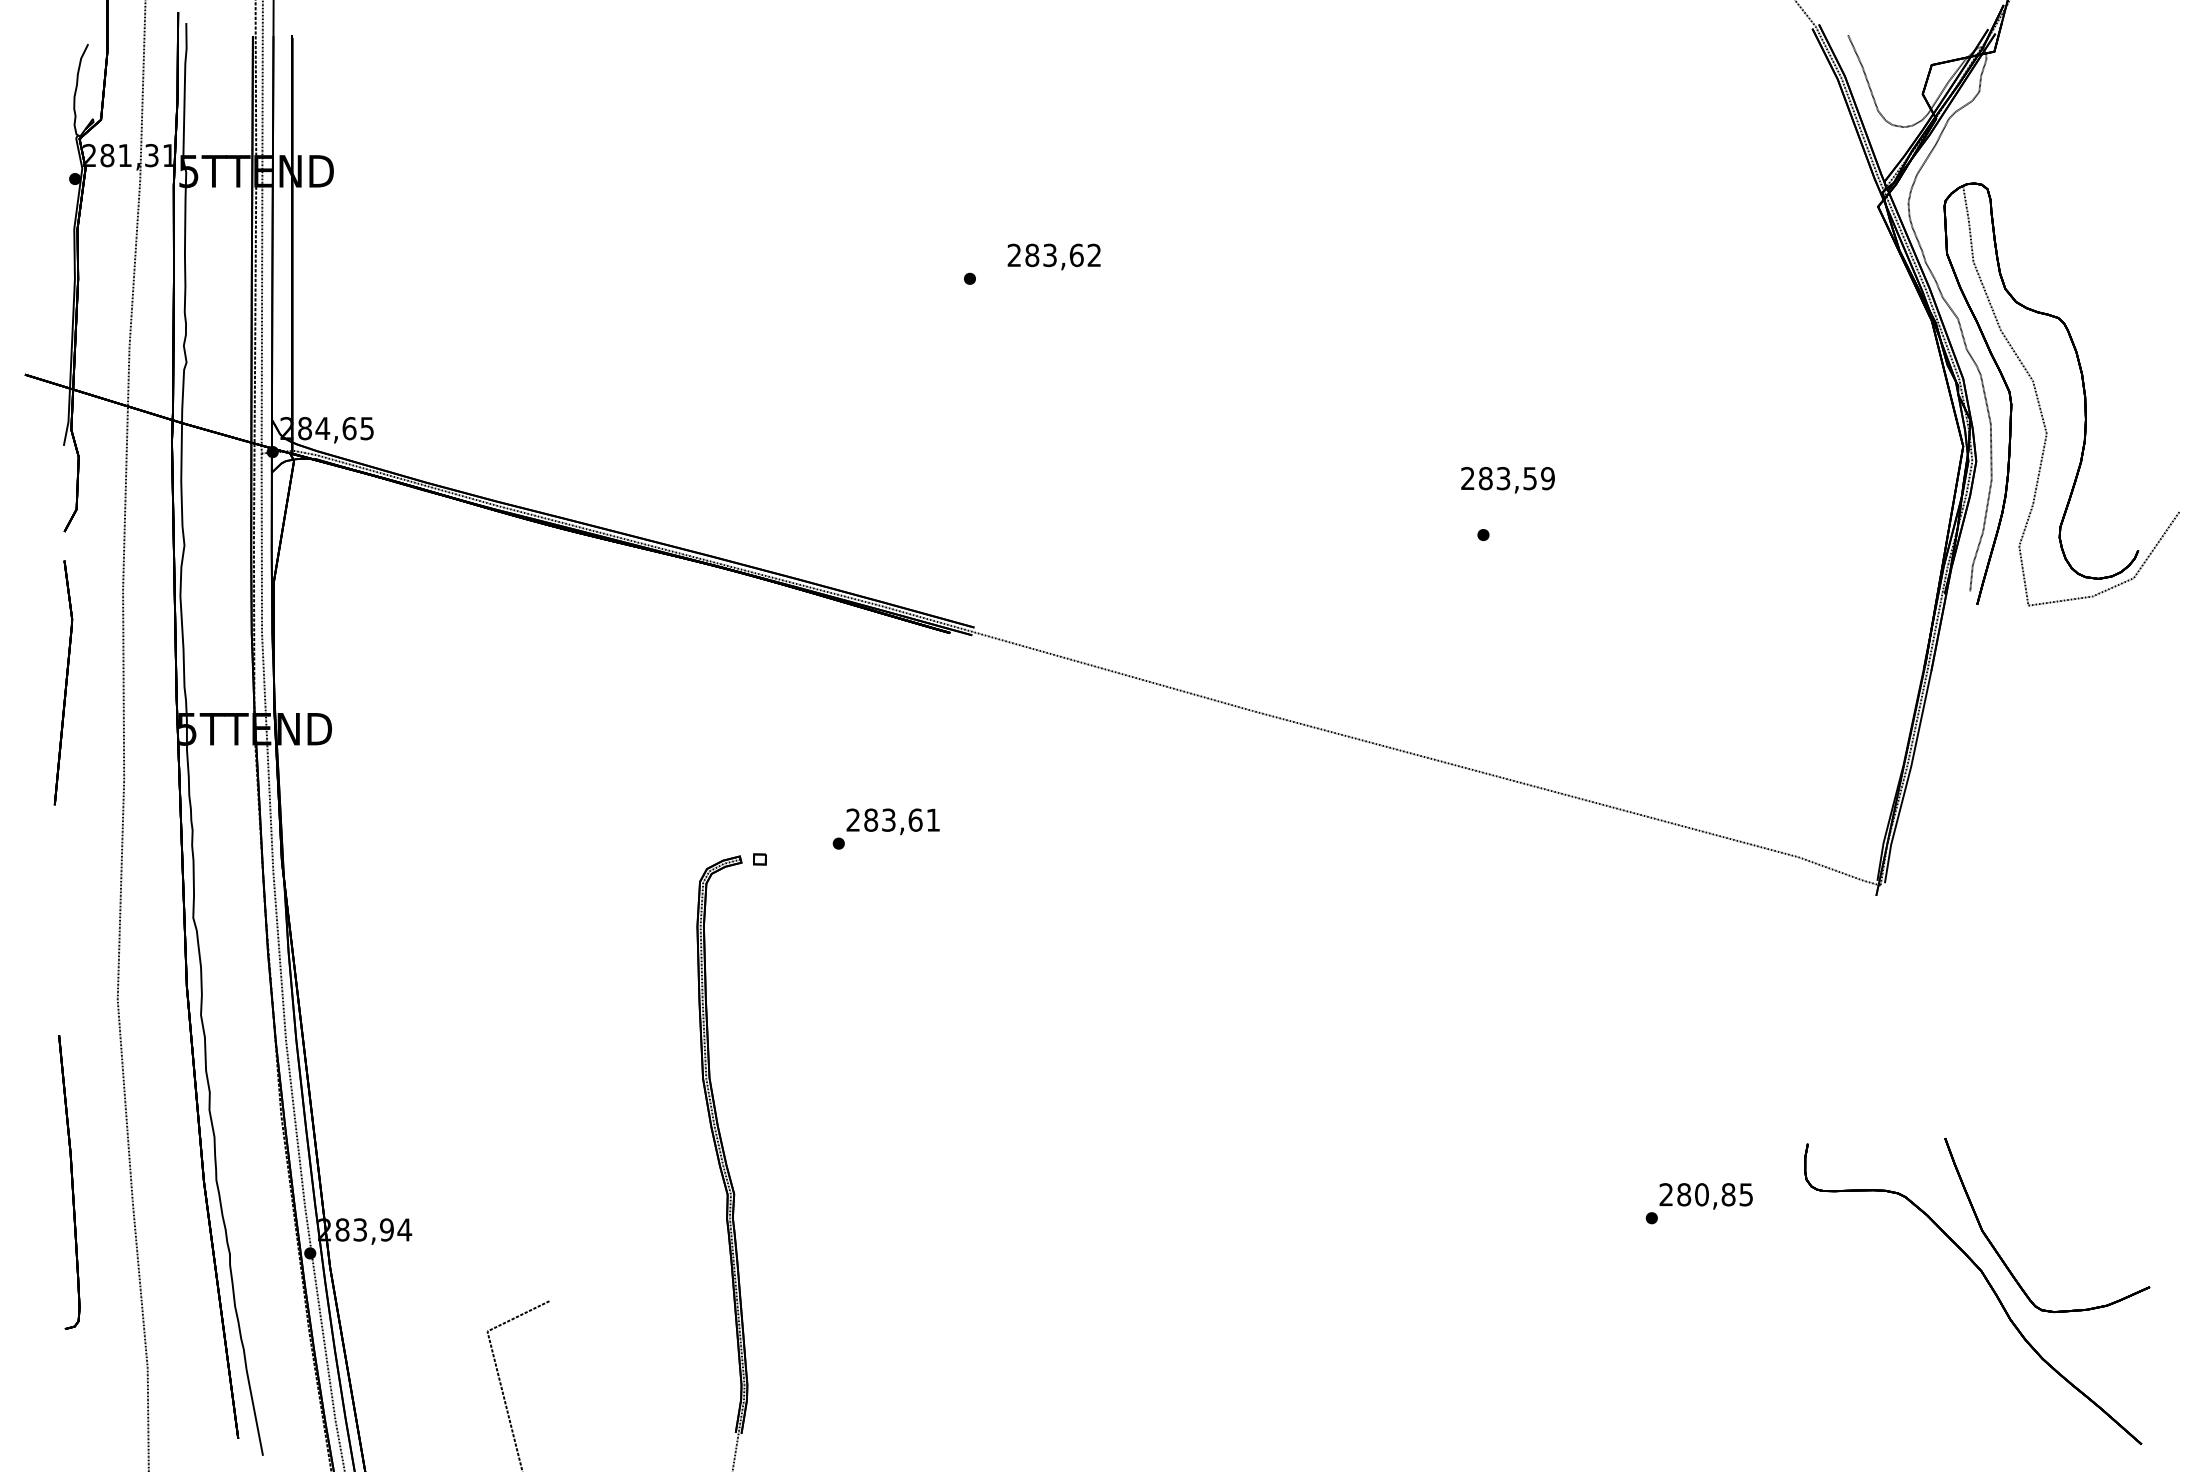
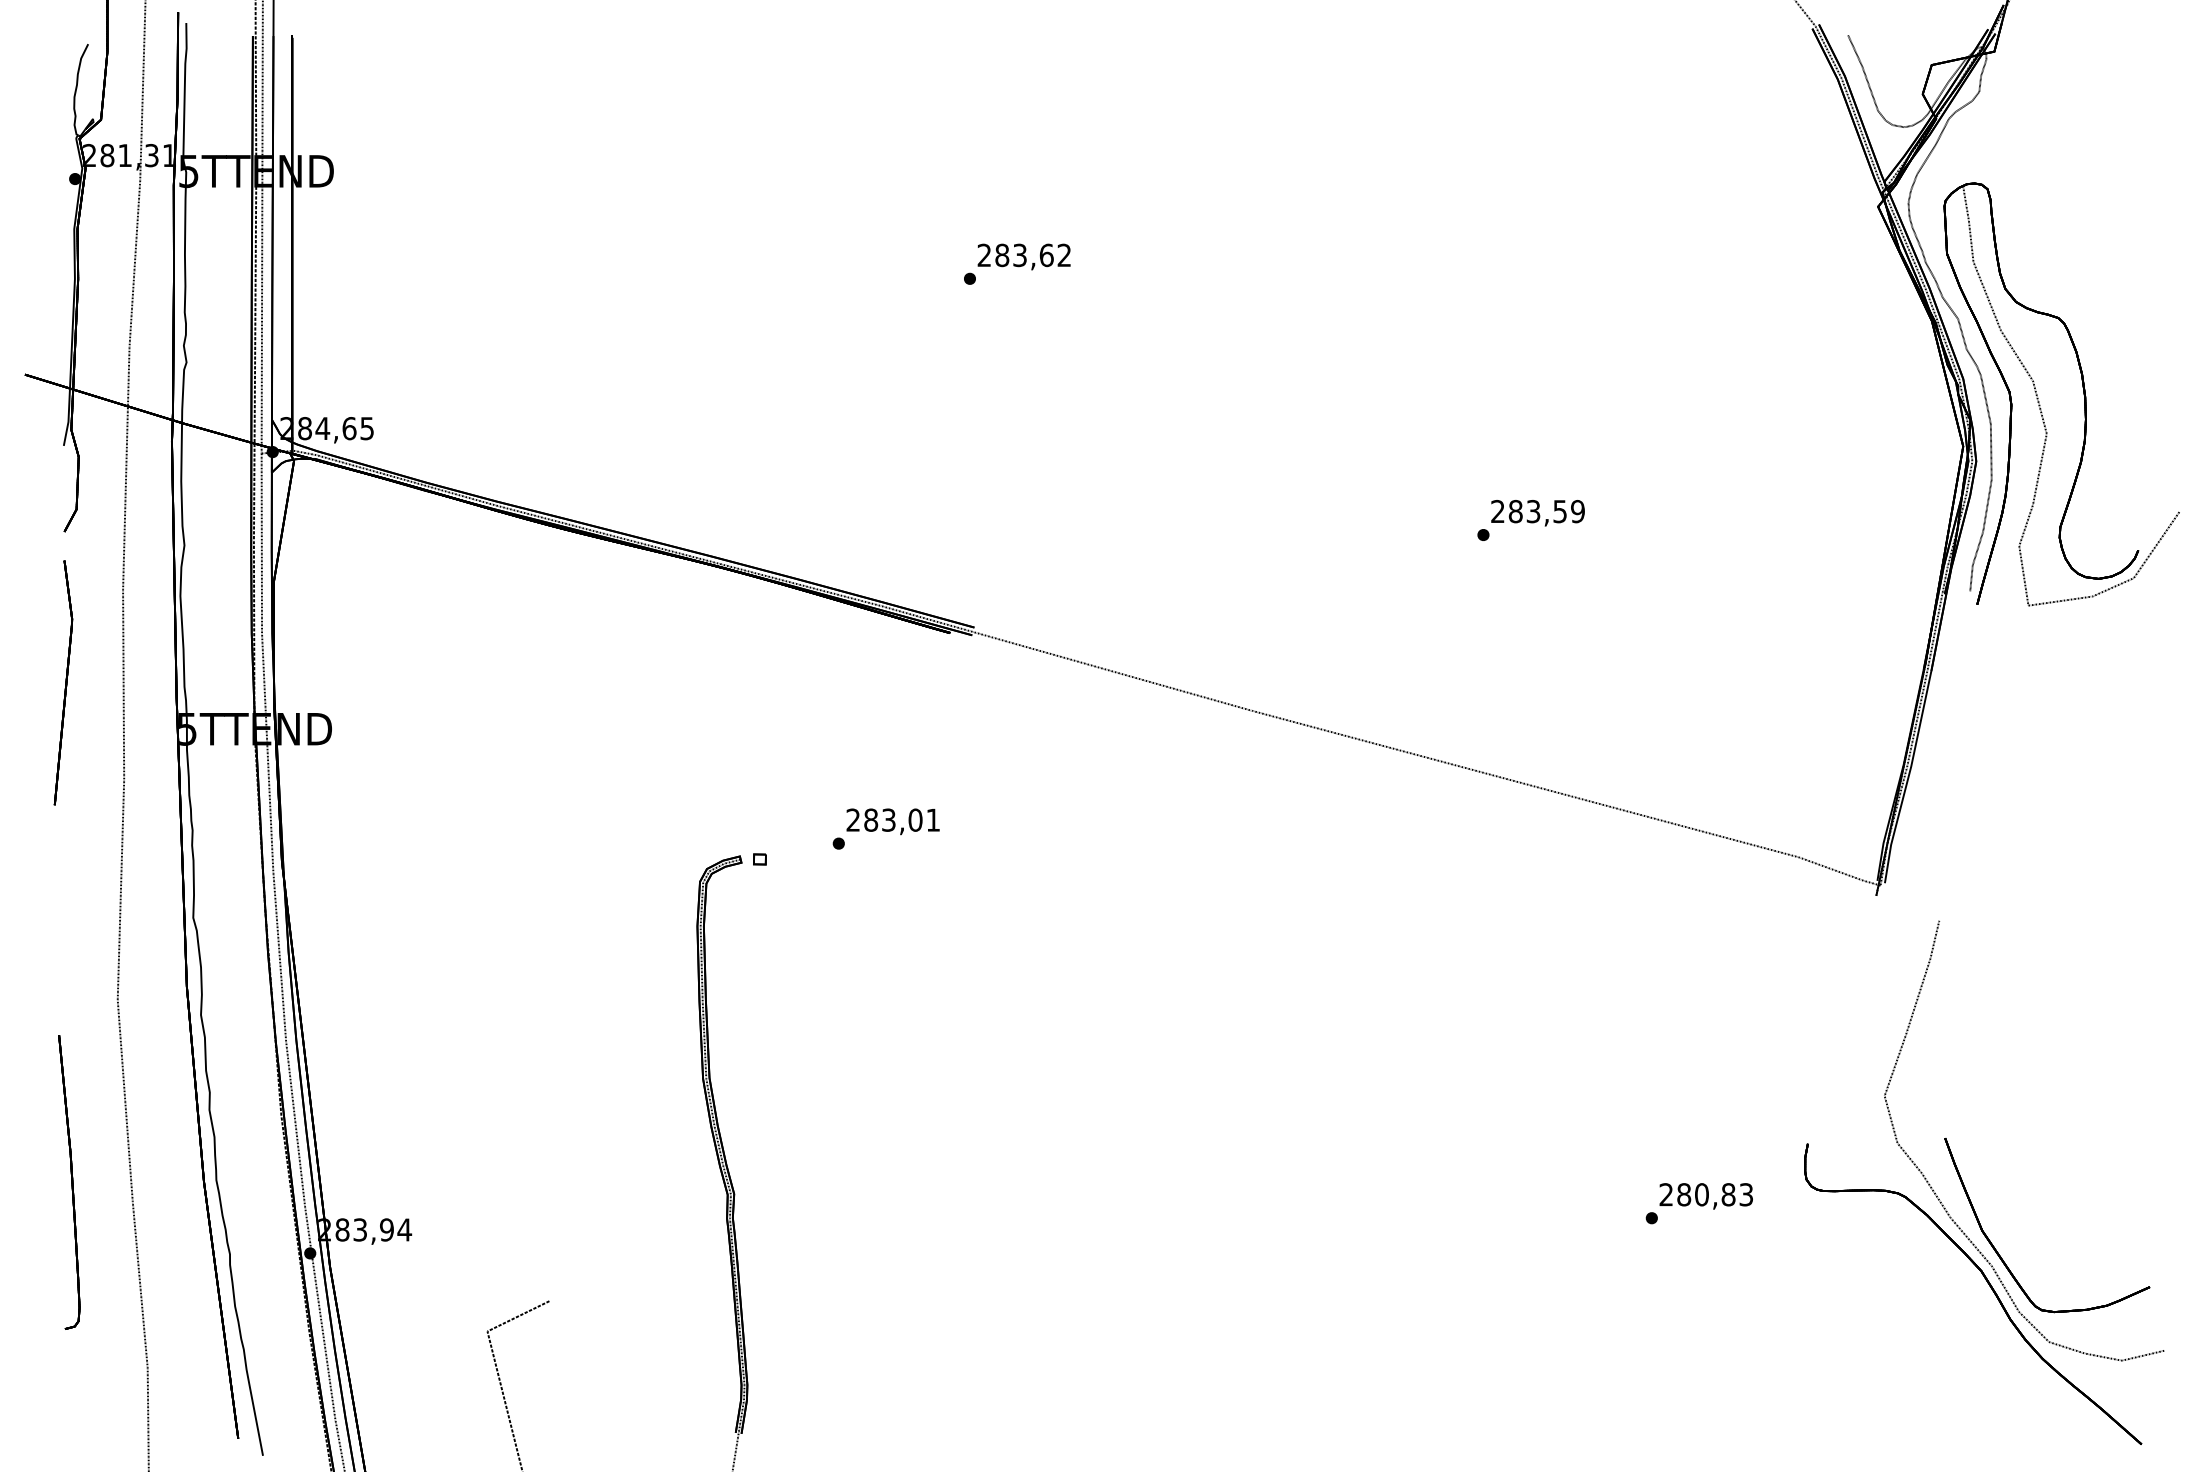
text position: (1053, 256) -> (1023, 256) (1023, 256)
text position: (1507, 480) -> (1537, 513) (1537, 513)
text: 283,61 -> 283,01 (915, 819)
text: 280,85 -> 280,83 (1746, 1194)
curve: none -> present (1939, 1198)
